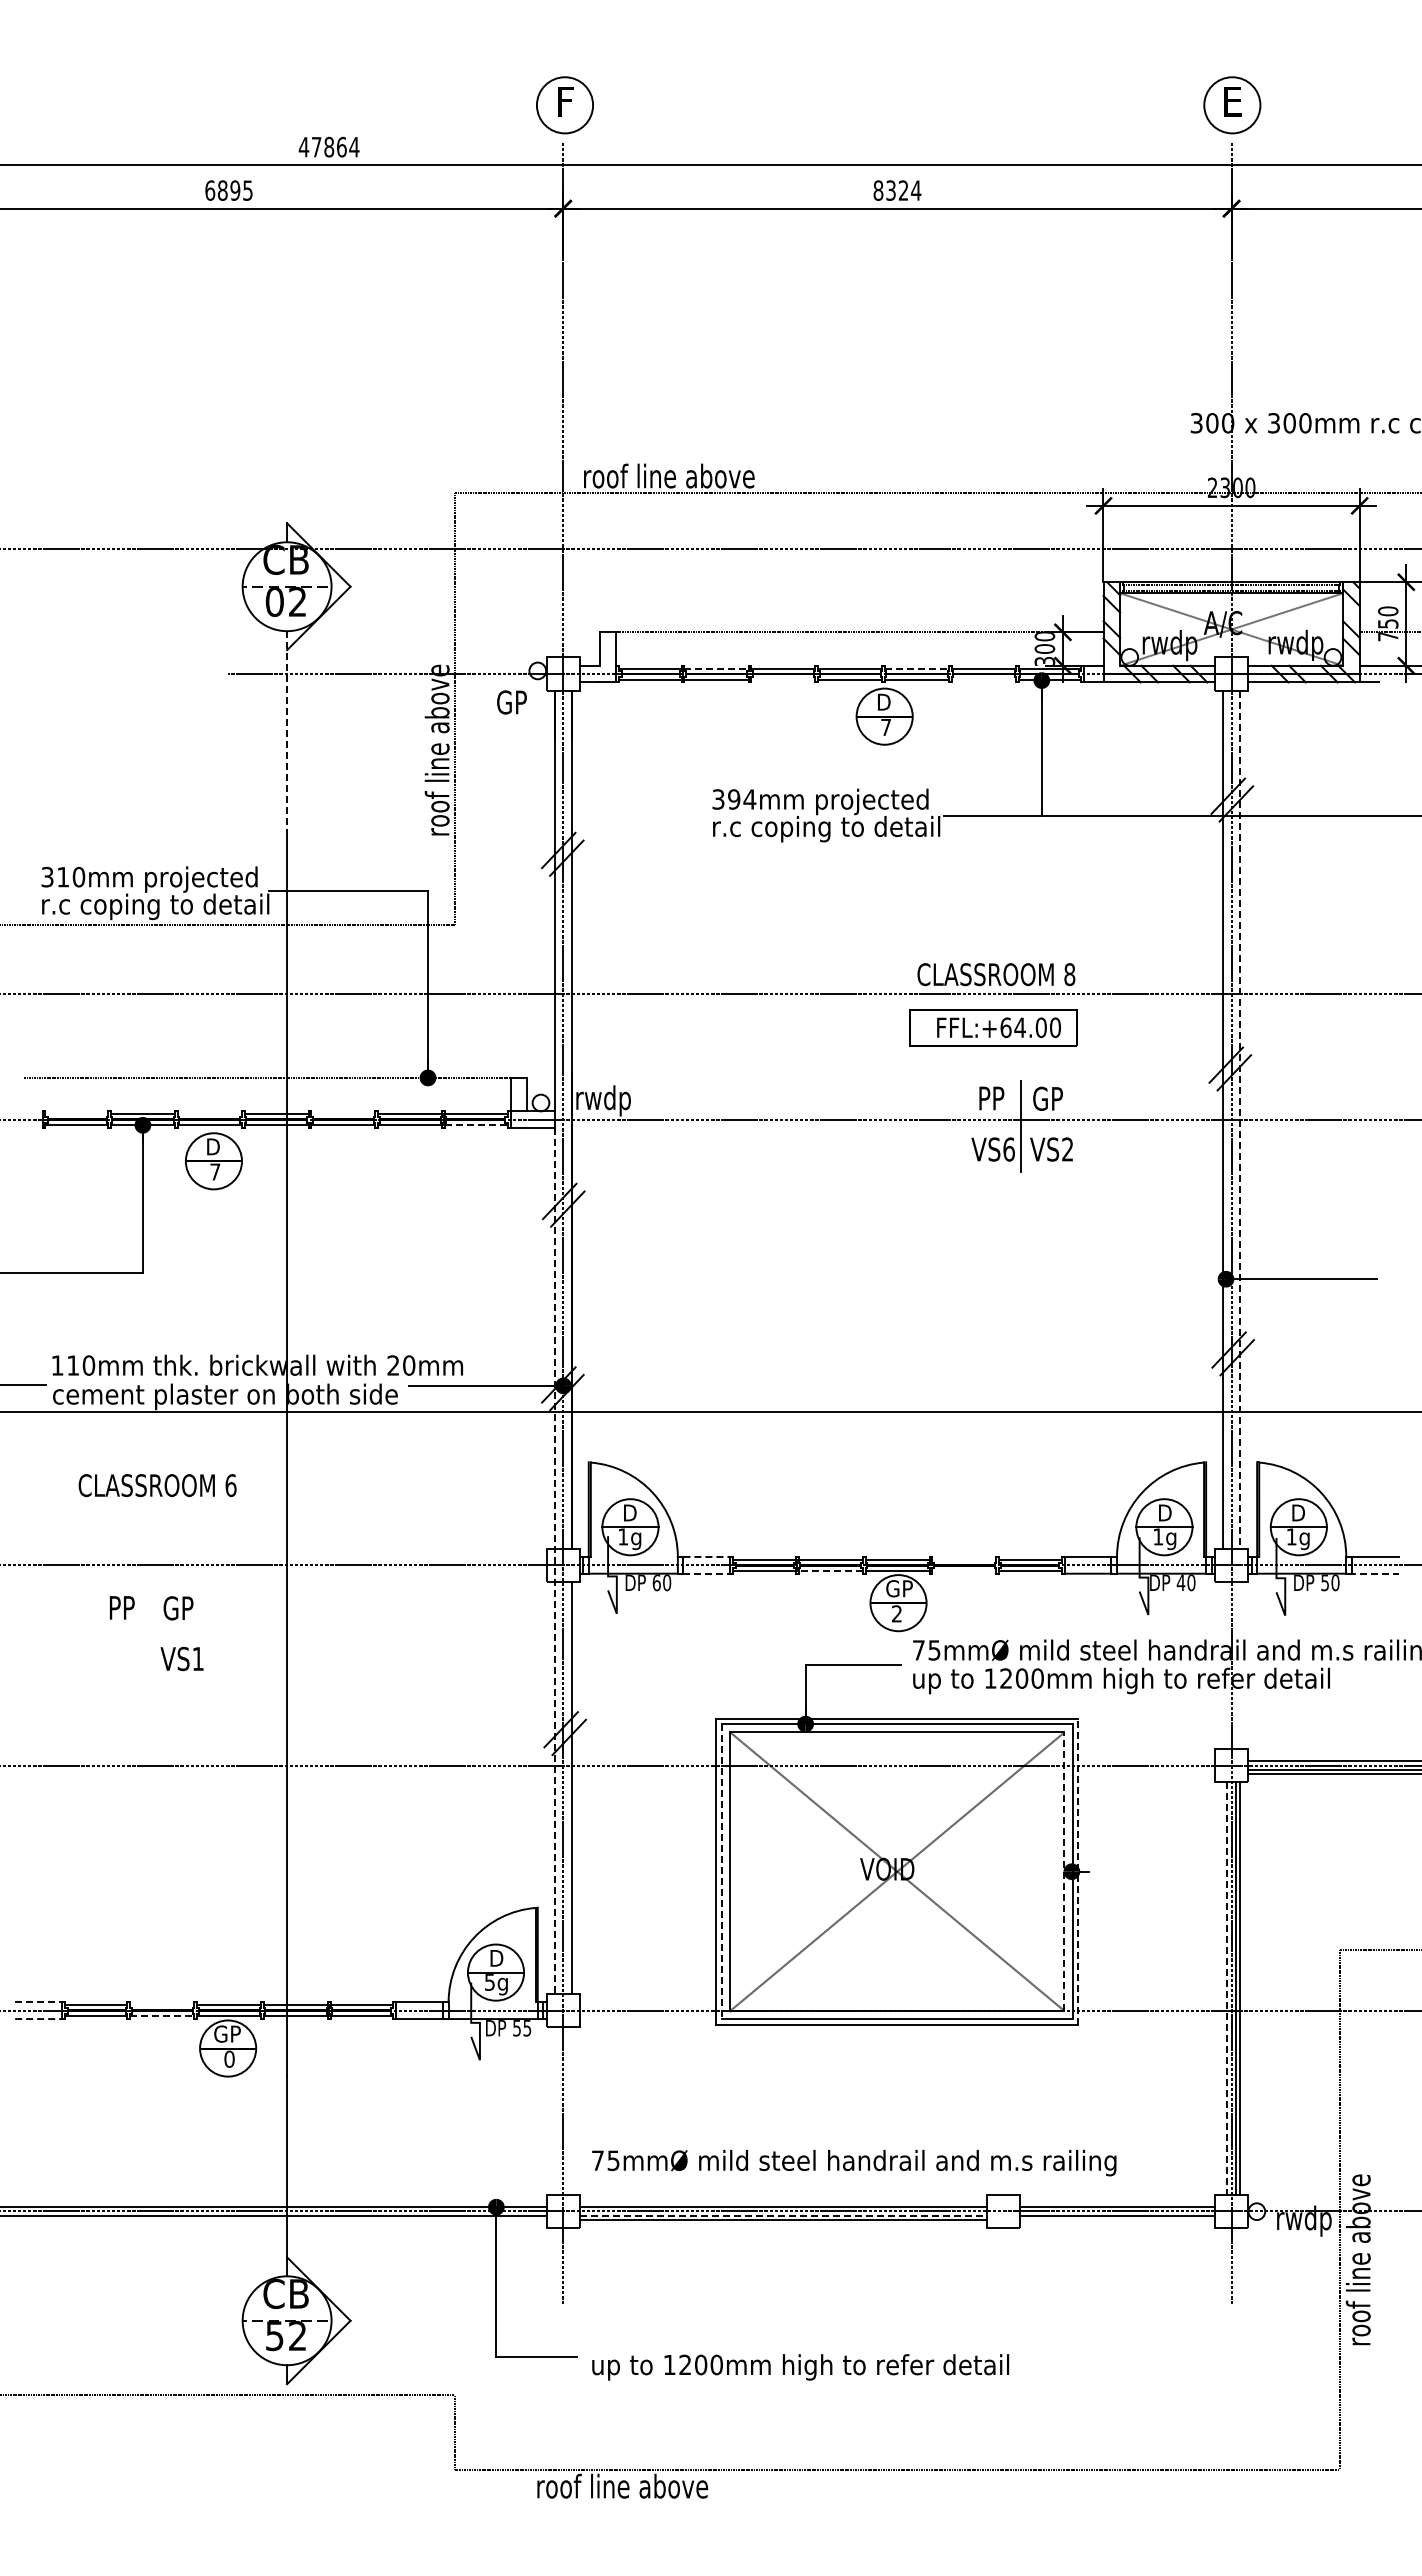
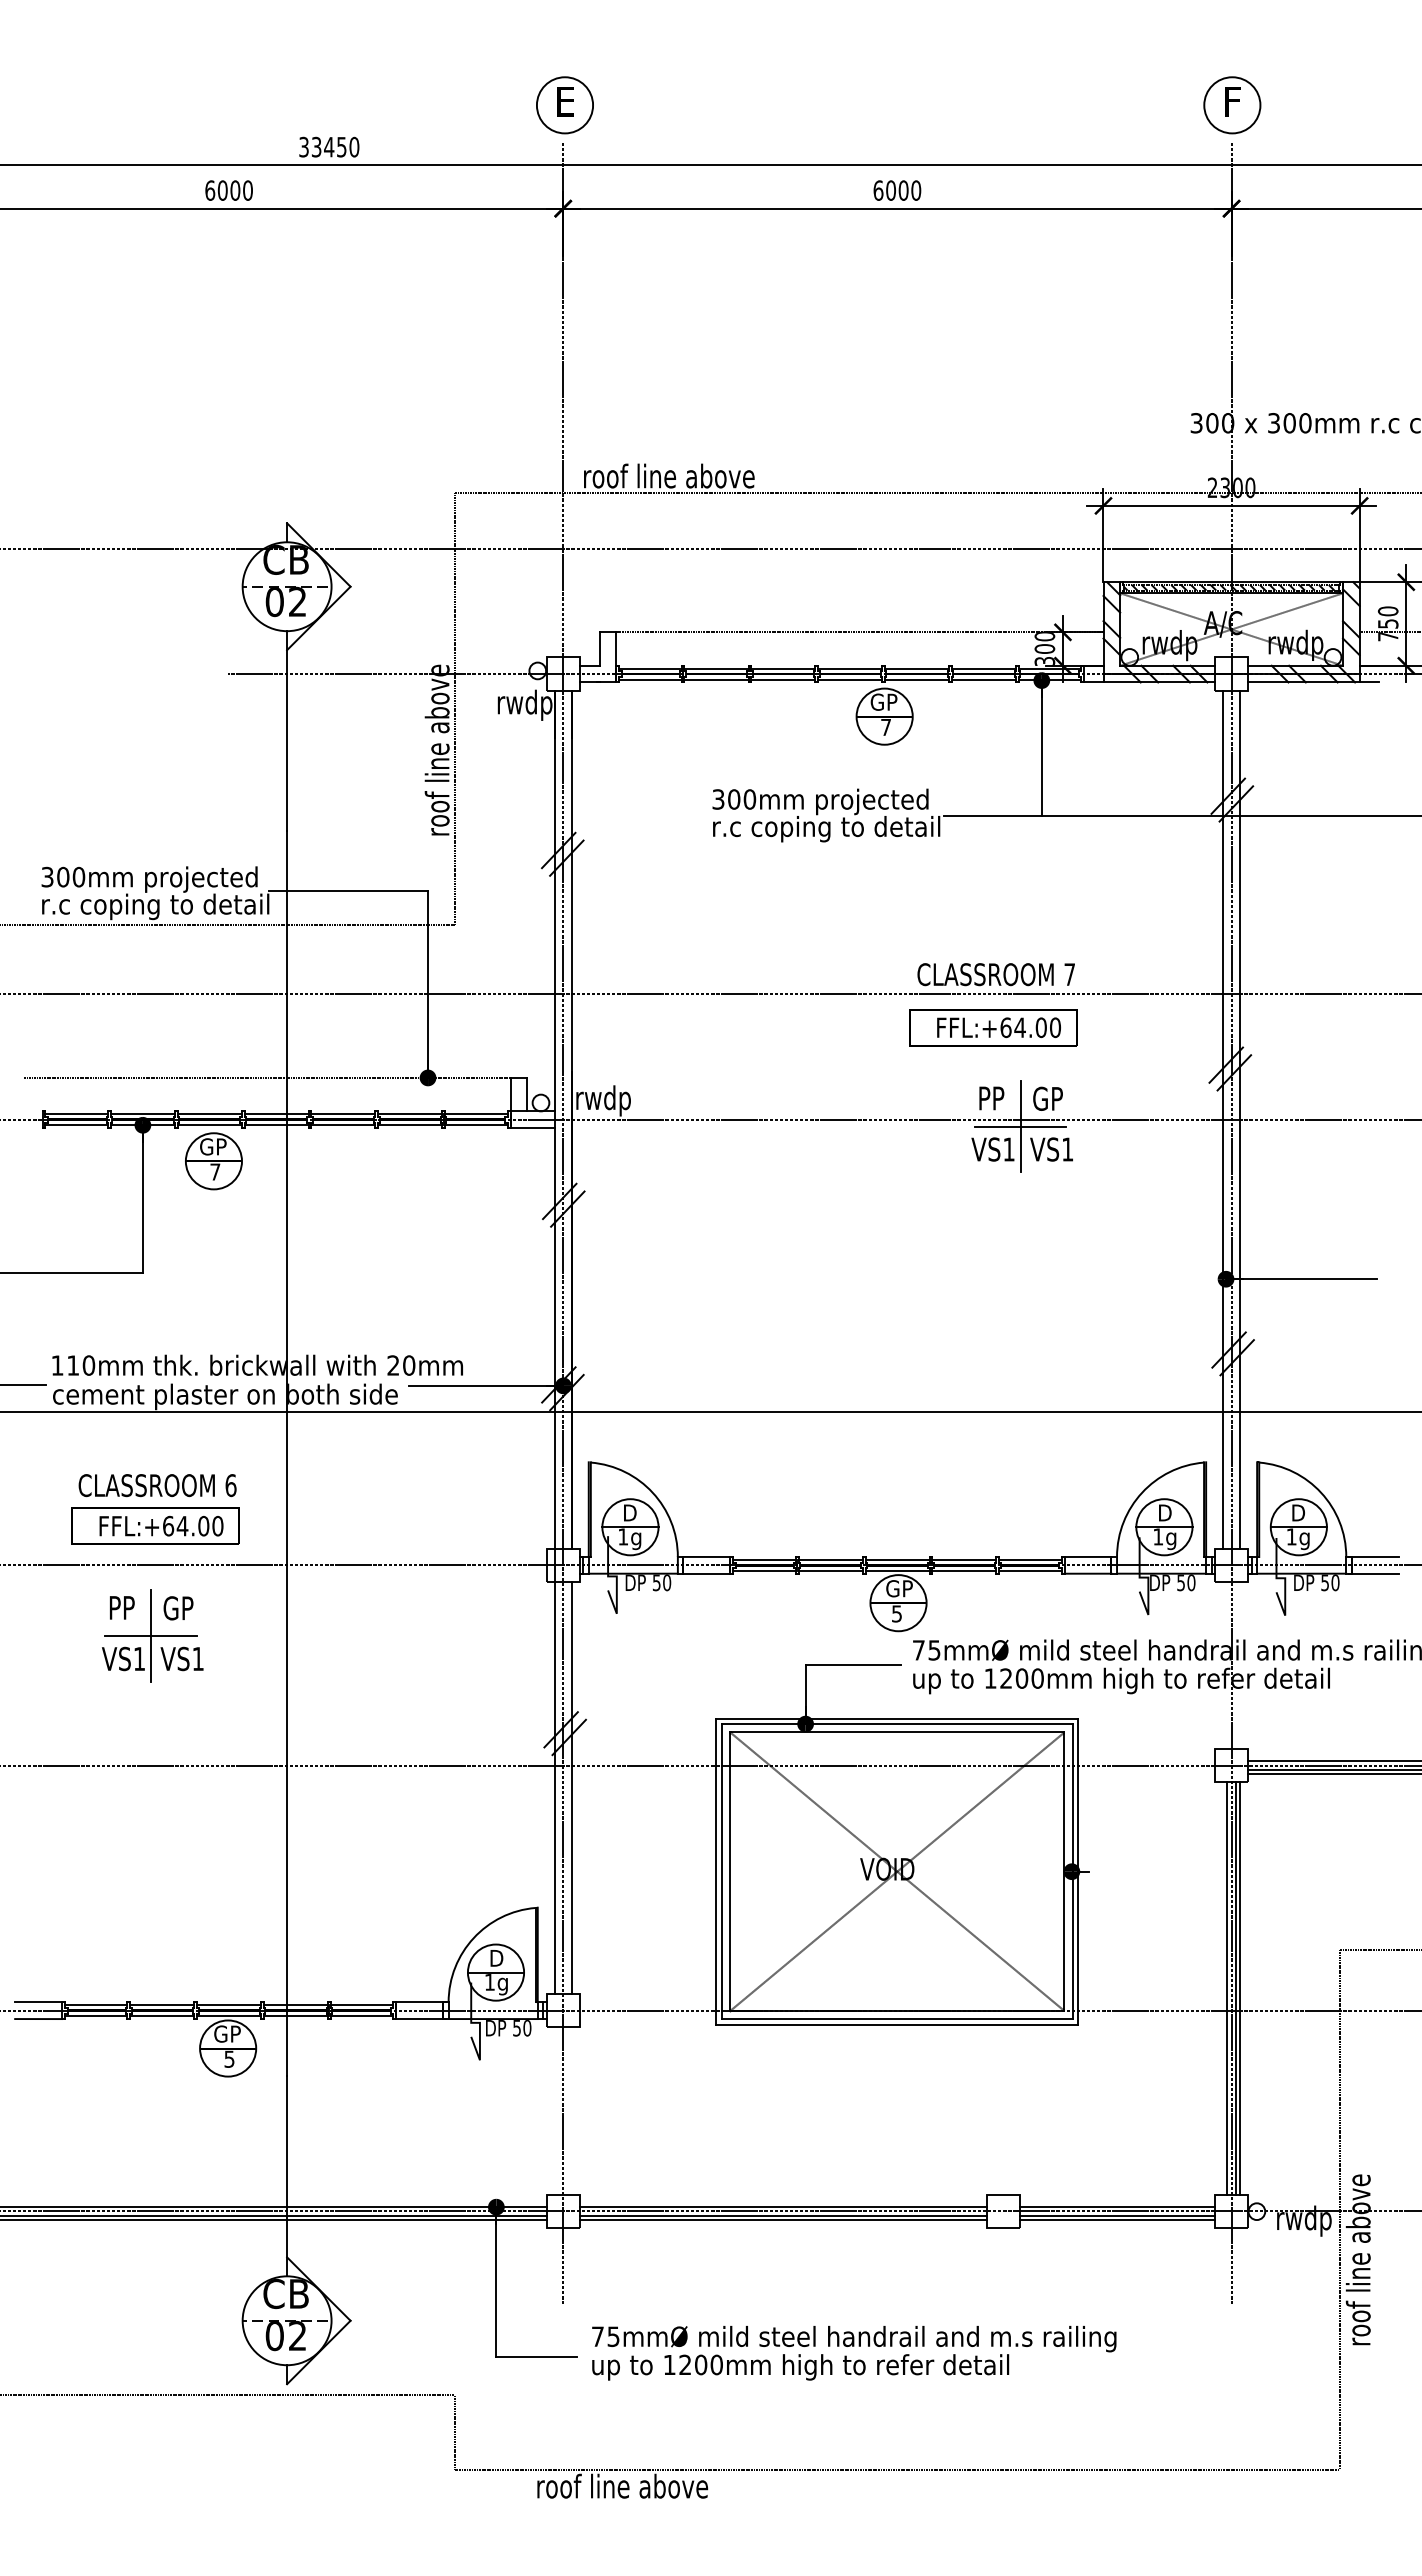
text: F -> E (565, 101)
text: E -> F (1232, 101)
text: 47864 -> 33450 (328, 146)
text: 6895 -> 6000 (234, 190)
text: 8324 -> 6000 (897, 190)
hatch: none -> present (1231, 587)
line: dashed -> solid (717, 668)
line: dashed -> solid (917, 668)
line: none -> present (783, 679)
line: none -> present (983, 679)
text: D -> GP (883, 701)
text: GP -> rwdp (524, 704)
line: dashed -> solid (287, 731)
text: 394mm -> 300mm (742, 799)
text: 310mm -> 300mm (63, 876)
text: 8 -> 7 (1069, 974)
line: none -> present (76, 1114)
line: none -> present (209, 1114)
line: none -> present (343, 1114)
line: dashed -> solid (1239, 1119)
line: dashed -> solid (476, 1125)
line: none -> present (1020, 1126)
text: D -> GP (213, 1146)
text: VS6 -> VS1 (1008, 1149)
text: VS2 -> VS1 (1067, 1149)
part: none -> present (155, 1525)
line: dashed -> solid (707, 1556)
line: none -> present (964, 1559)
line: dashed -> solid (554, 1561)
line: dashed -> solid (830, 1570)
line: none -> present (964, 1570)
line: dashed -> solid (707, 1573)
line: dashed -> solid (1374, 1573)
text: 60 -> 50 (656, 1582)
text: 40 -> 50 (1180, 1582)
text: 2 -> 5 (896, 1613)
part: none -> present (149, 1635)
line: dashed -> solid (721, 1871)
line: dashed -> solid (1064, 1871)
line: dashed -> solid (1078, 1871)
text: 5g -> 1g (489, 1982)
line: dashed -> solid (1227, 1989)
line: dashed -> solid (39, 2002)
line: none -> present (162, 2005)
line: dashed -> solid (162, 2016)
line: dashed -> solid (39, 2019)
text: 55 -> 50 (527, 2028)
text: 0 -> 5 (229, 2058)
text position: (854, 2163) -> (854, 2339) (854, 2339)
line: dashed -> solid (783, 2215)
line: none -> present (274, 2219)
line: none -> present (1117, 2219)
text: 52 -> 02 (274, 2336)
